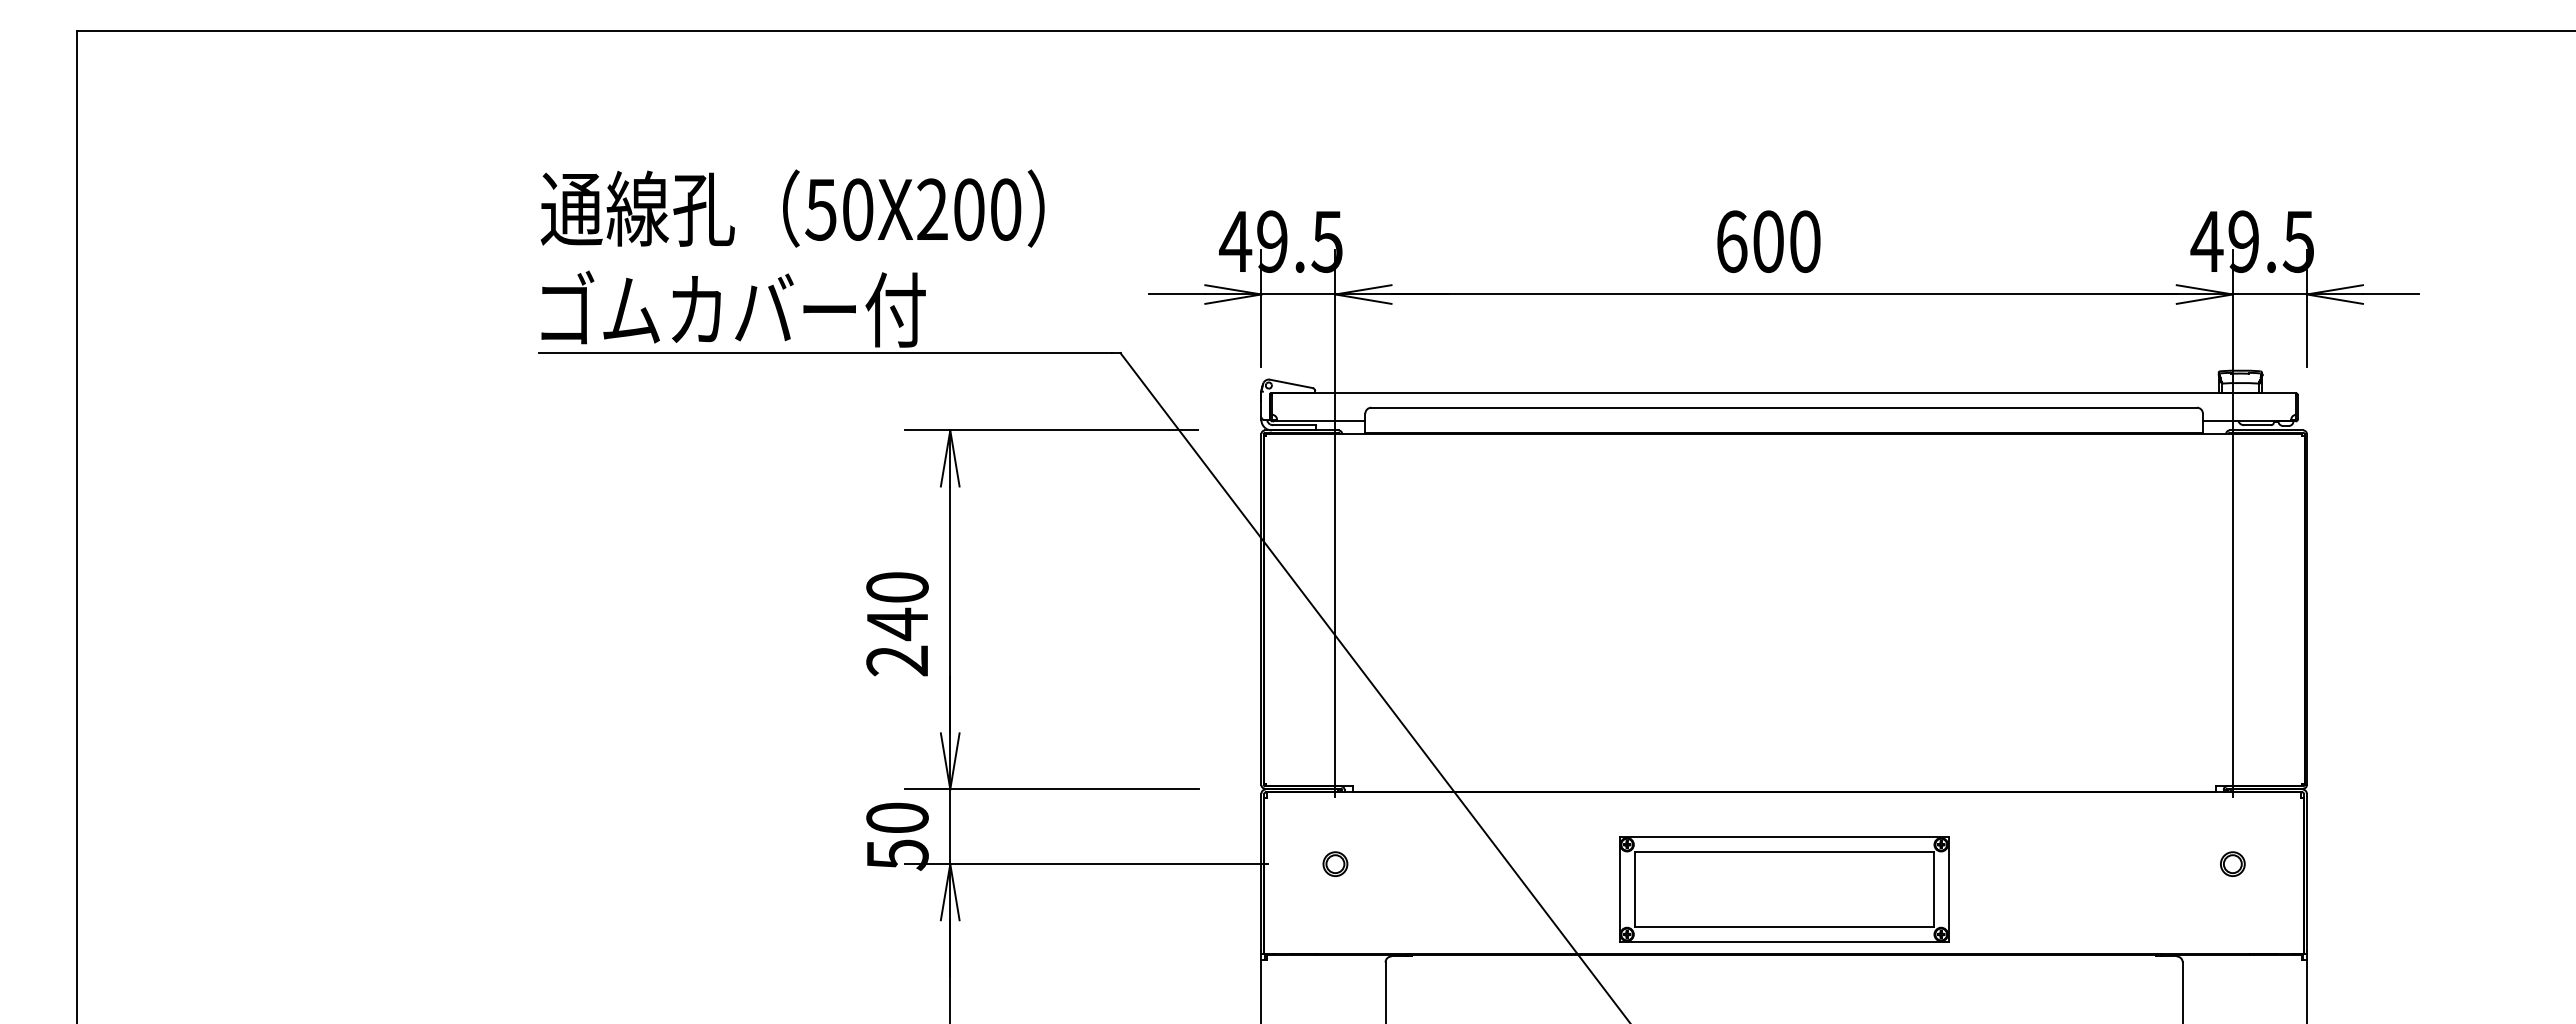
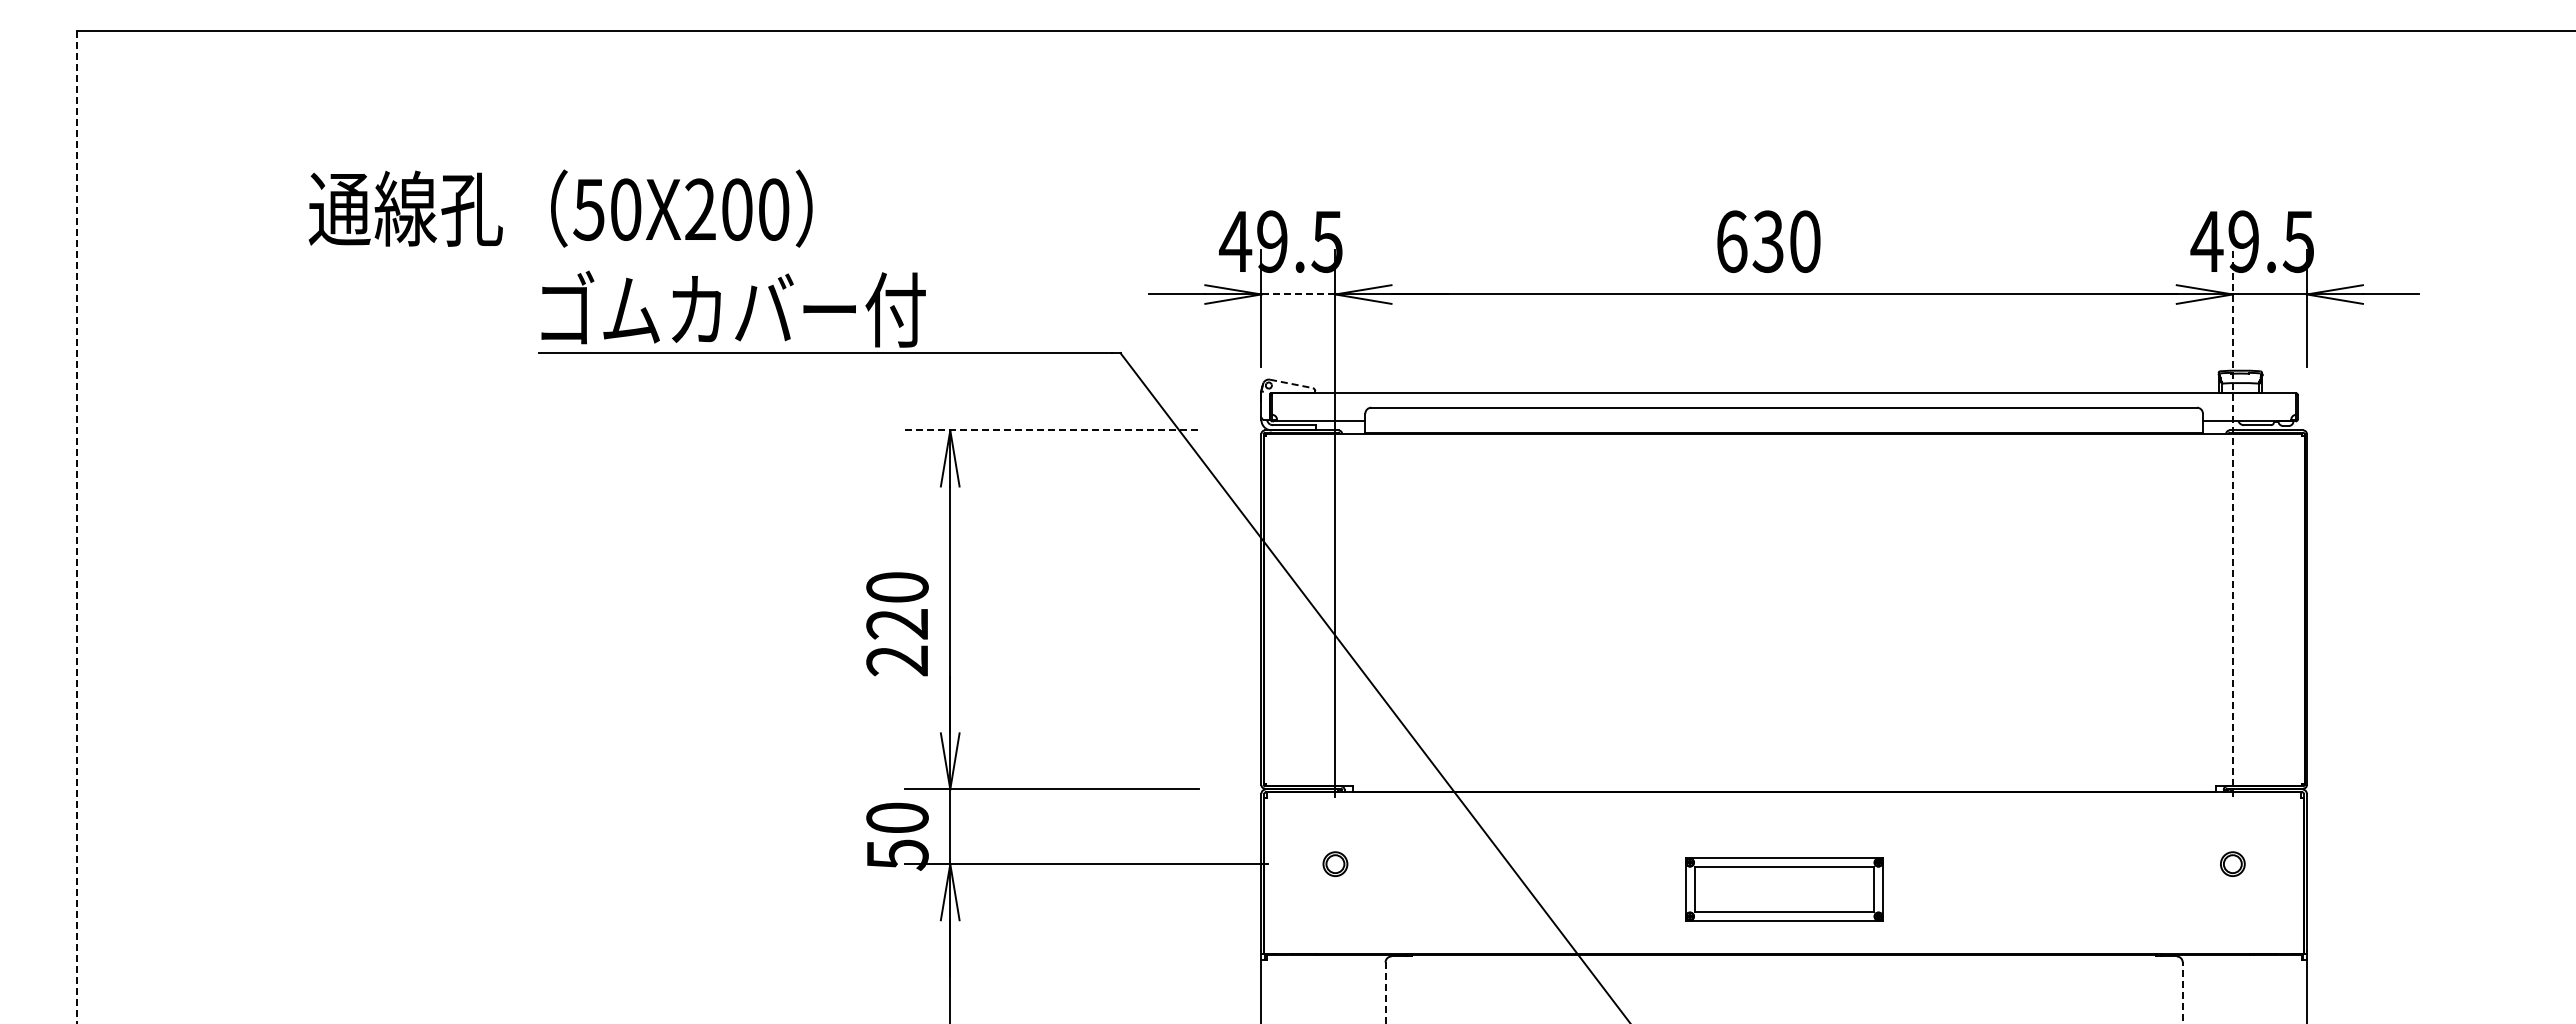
text position: (792, 208) -> (560, 208) (560, 208)
text: 600 -> 630 (1767, 241)
line: solid -> dashed (1297, 294)
line: solid -> dashed (1291, 383)
line: solid -> dashed (1051, 430)
line: solid -> dashed (2232, 523)
line: solid -> dashed (77, 526)
text: 240 -> 220 (896, 624)
part size: 331x107 px -> 199x65 px (1784, 889)
line: solid -> dashed (2182, 992)
line: solid -> dashed (1385, 993)
